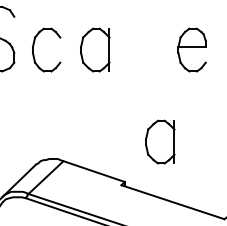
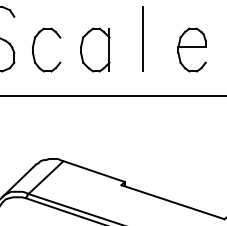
line: none -> present (142, 38)
line: none -> present (112, 95)
part: present -> none (160, 141)
